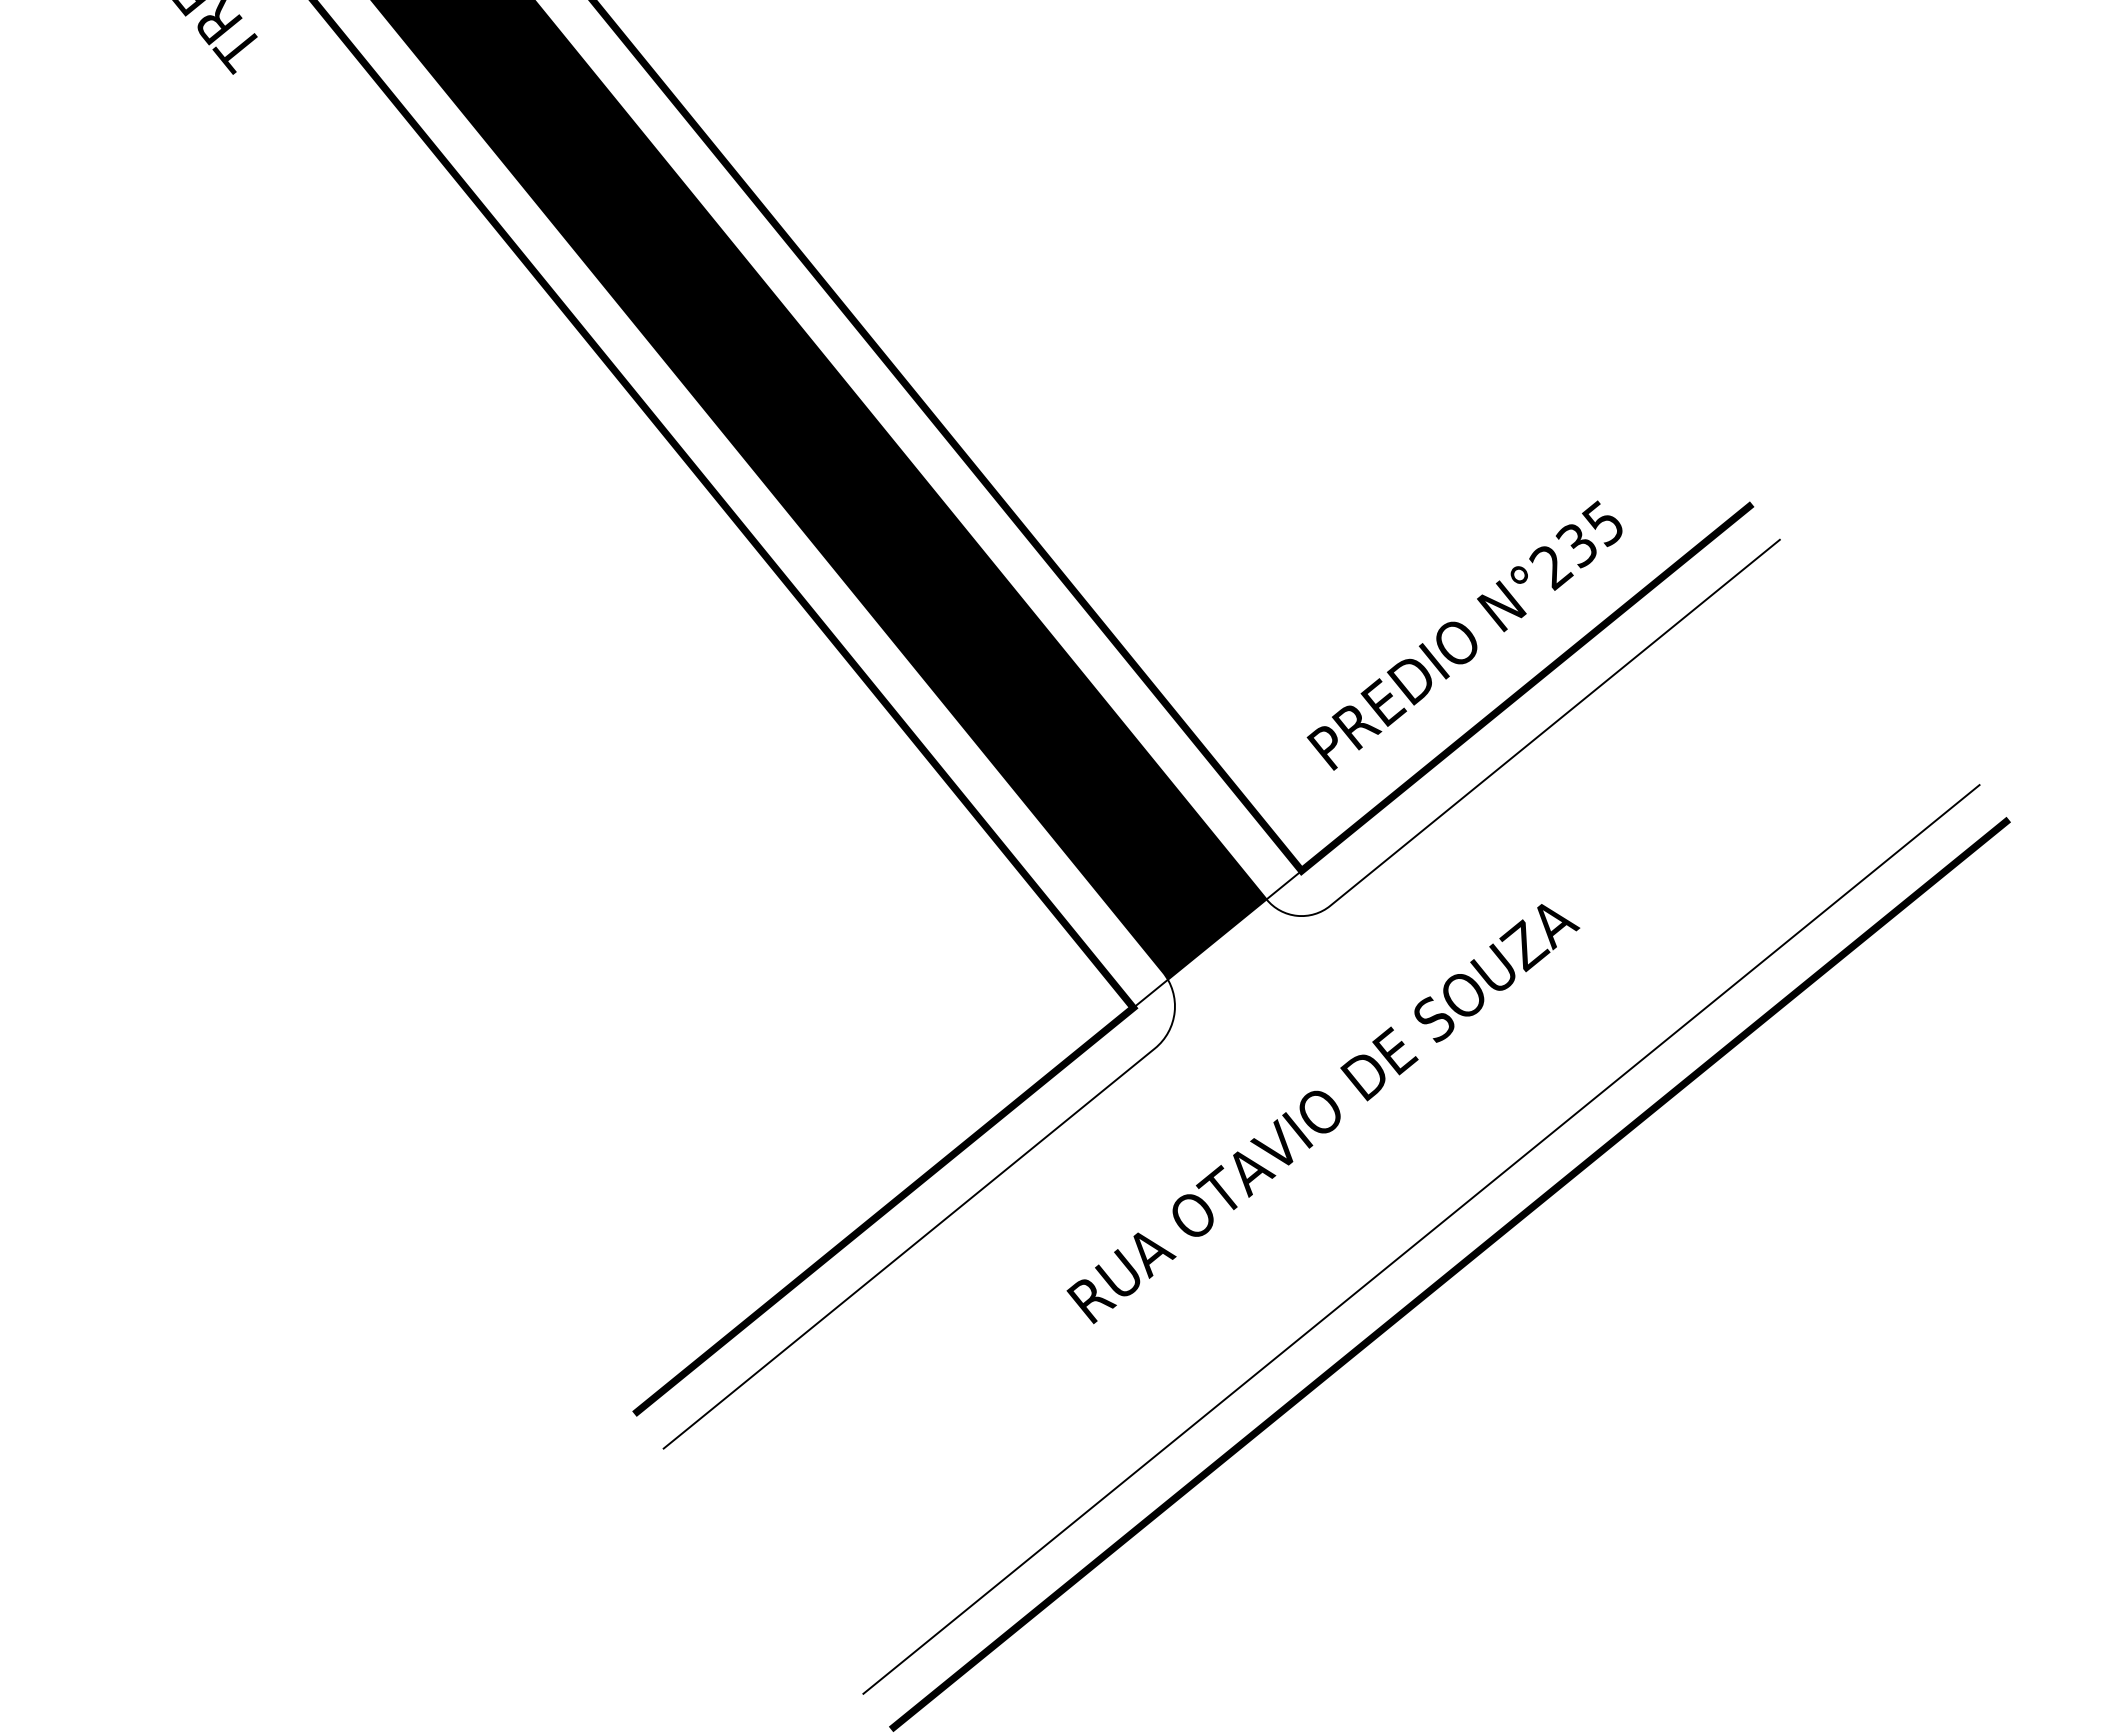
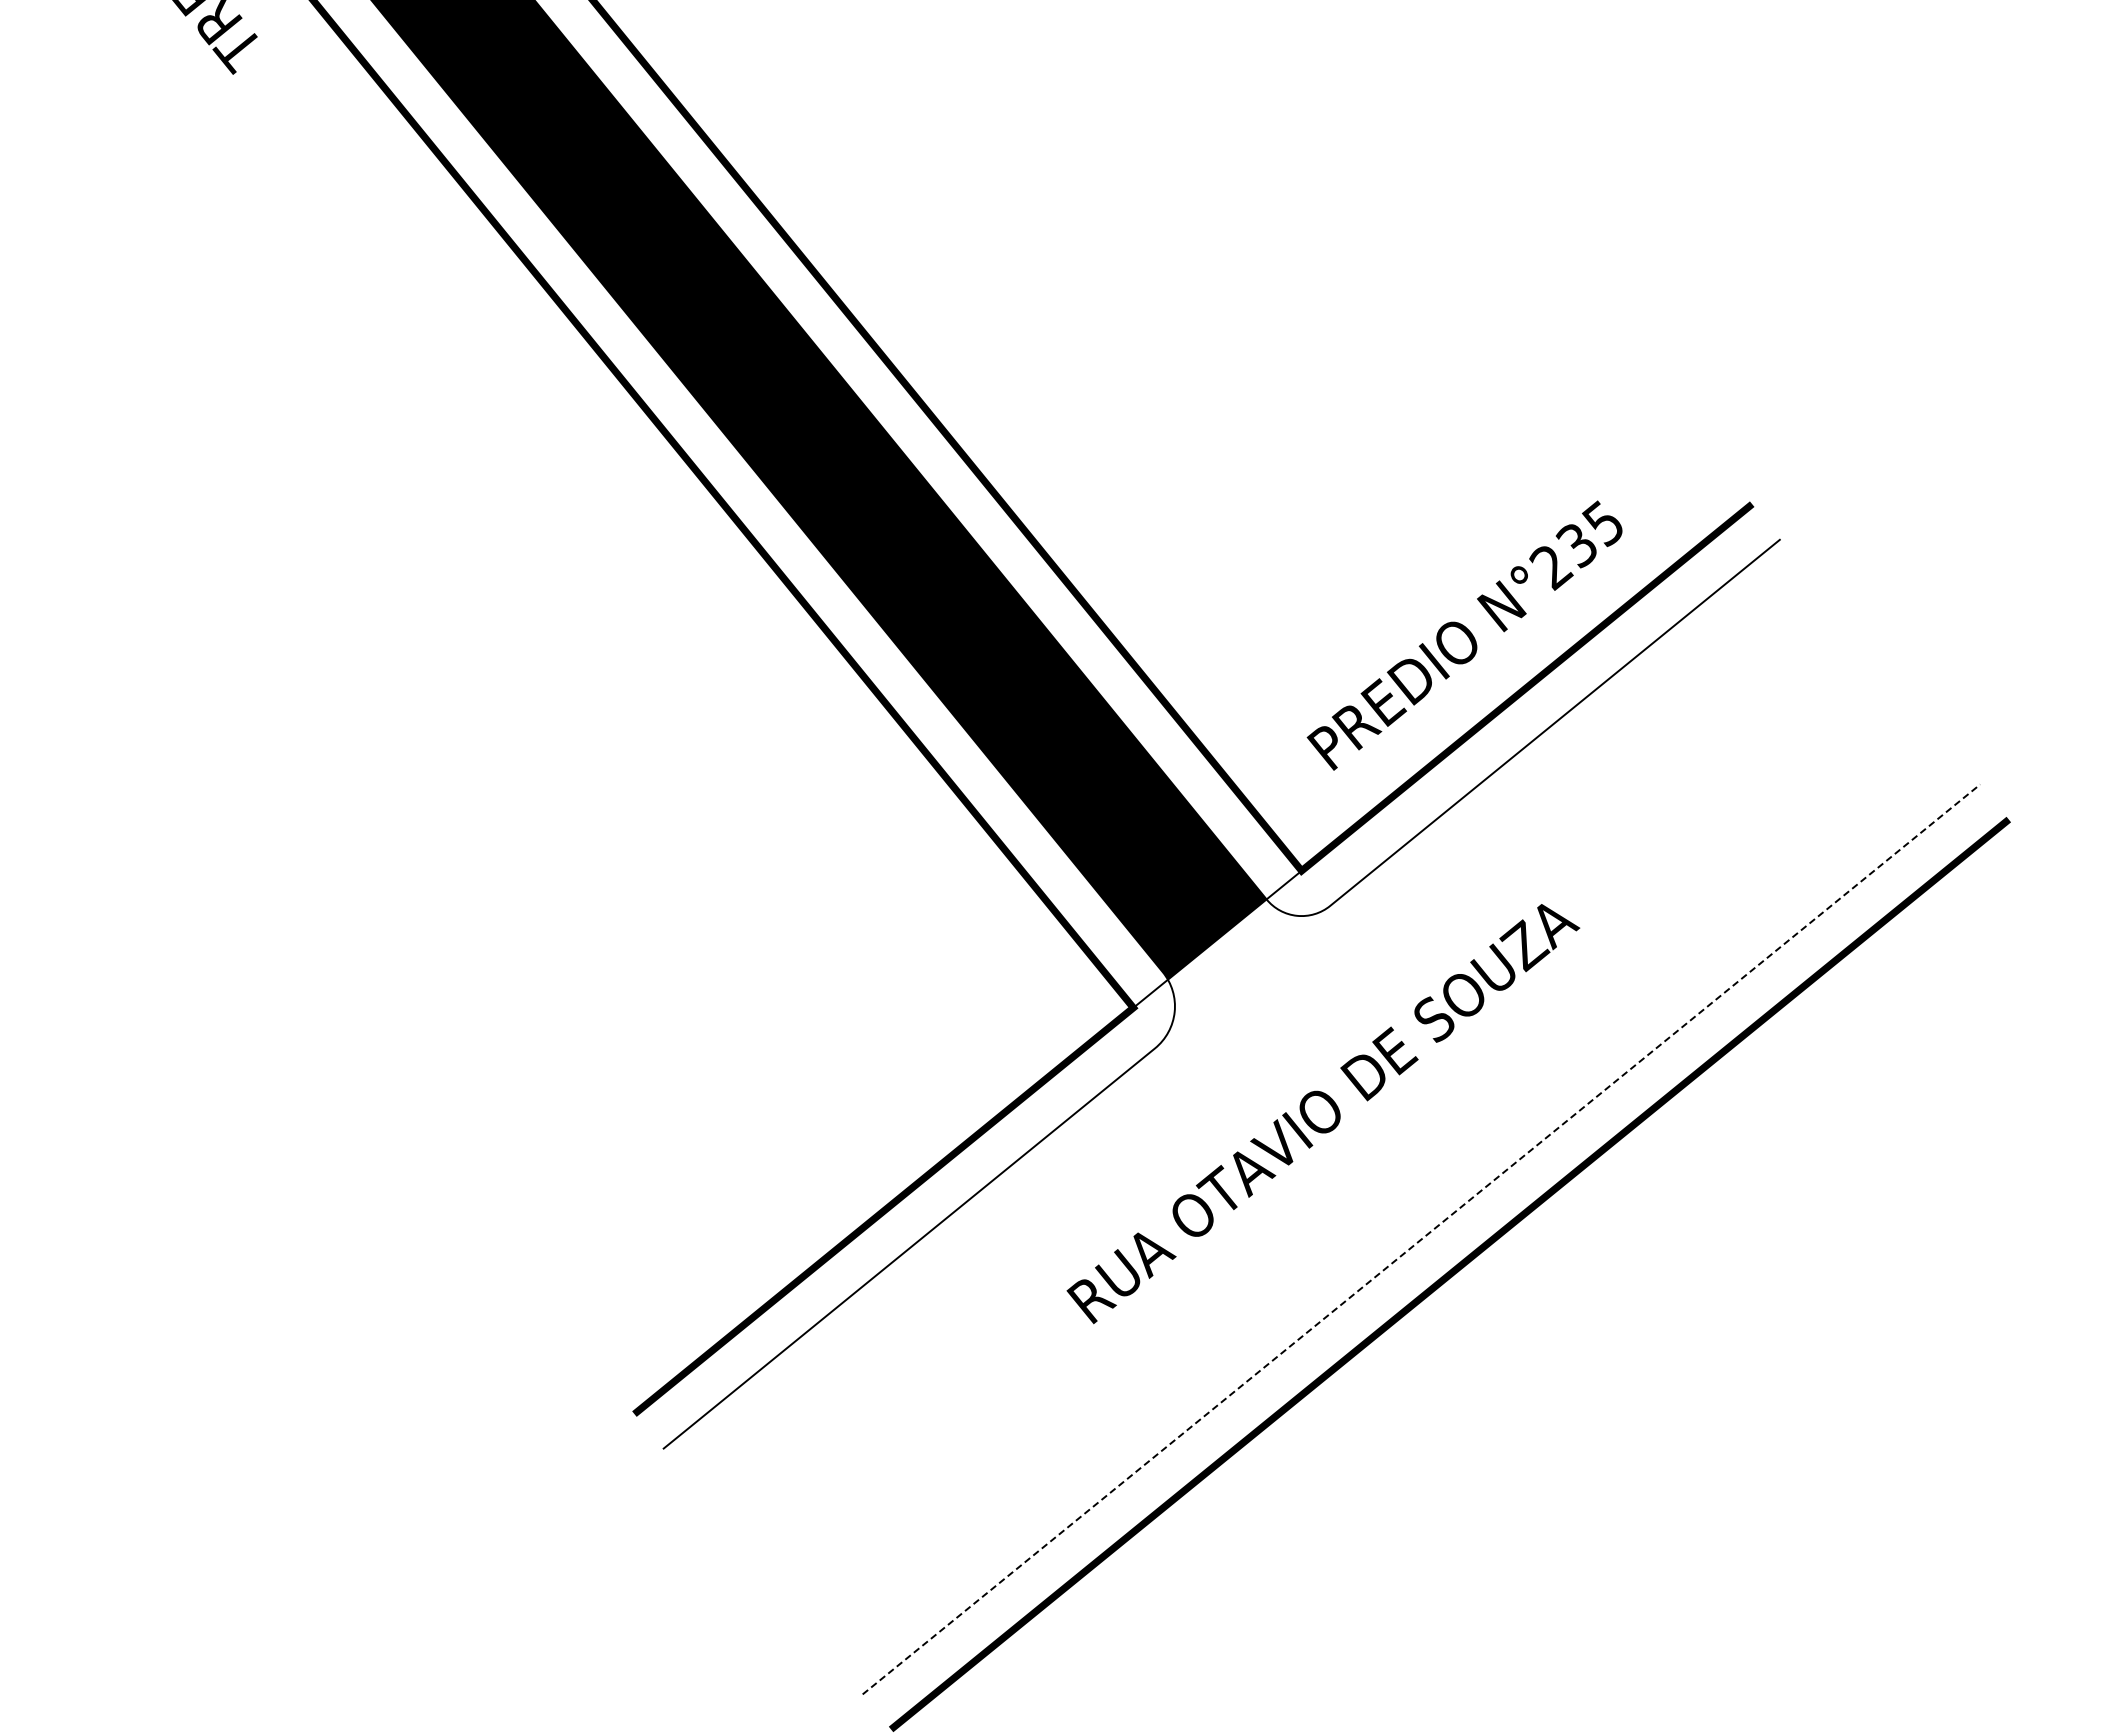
line: solid -> dashed (1421, 1239)
